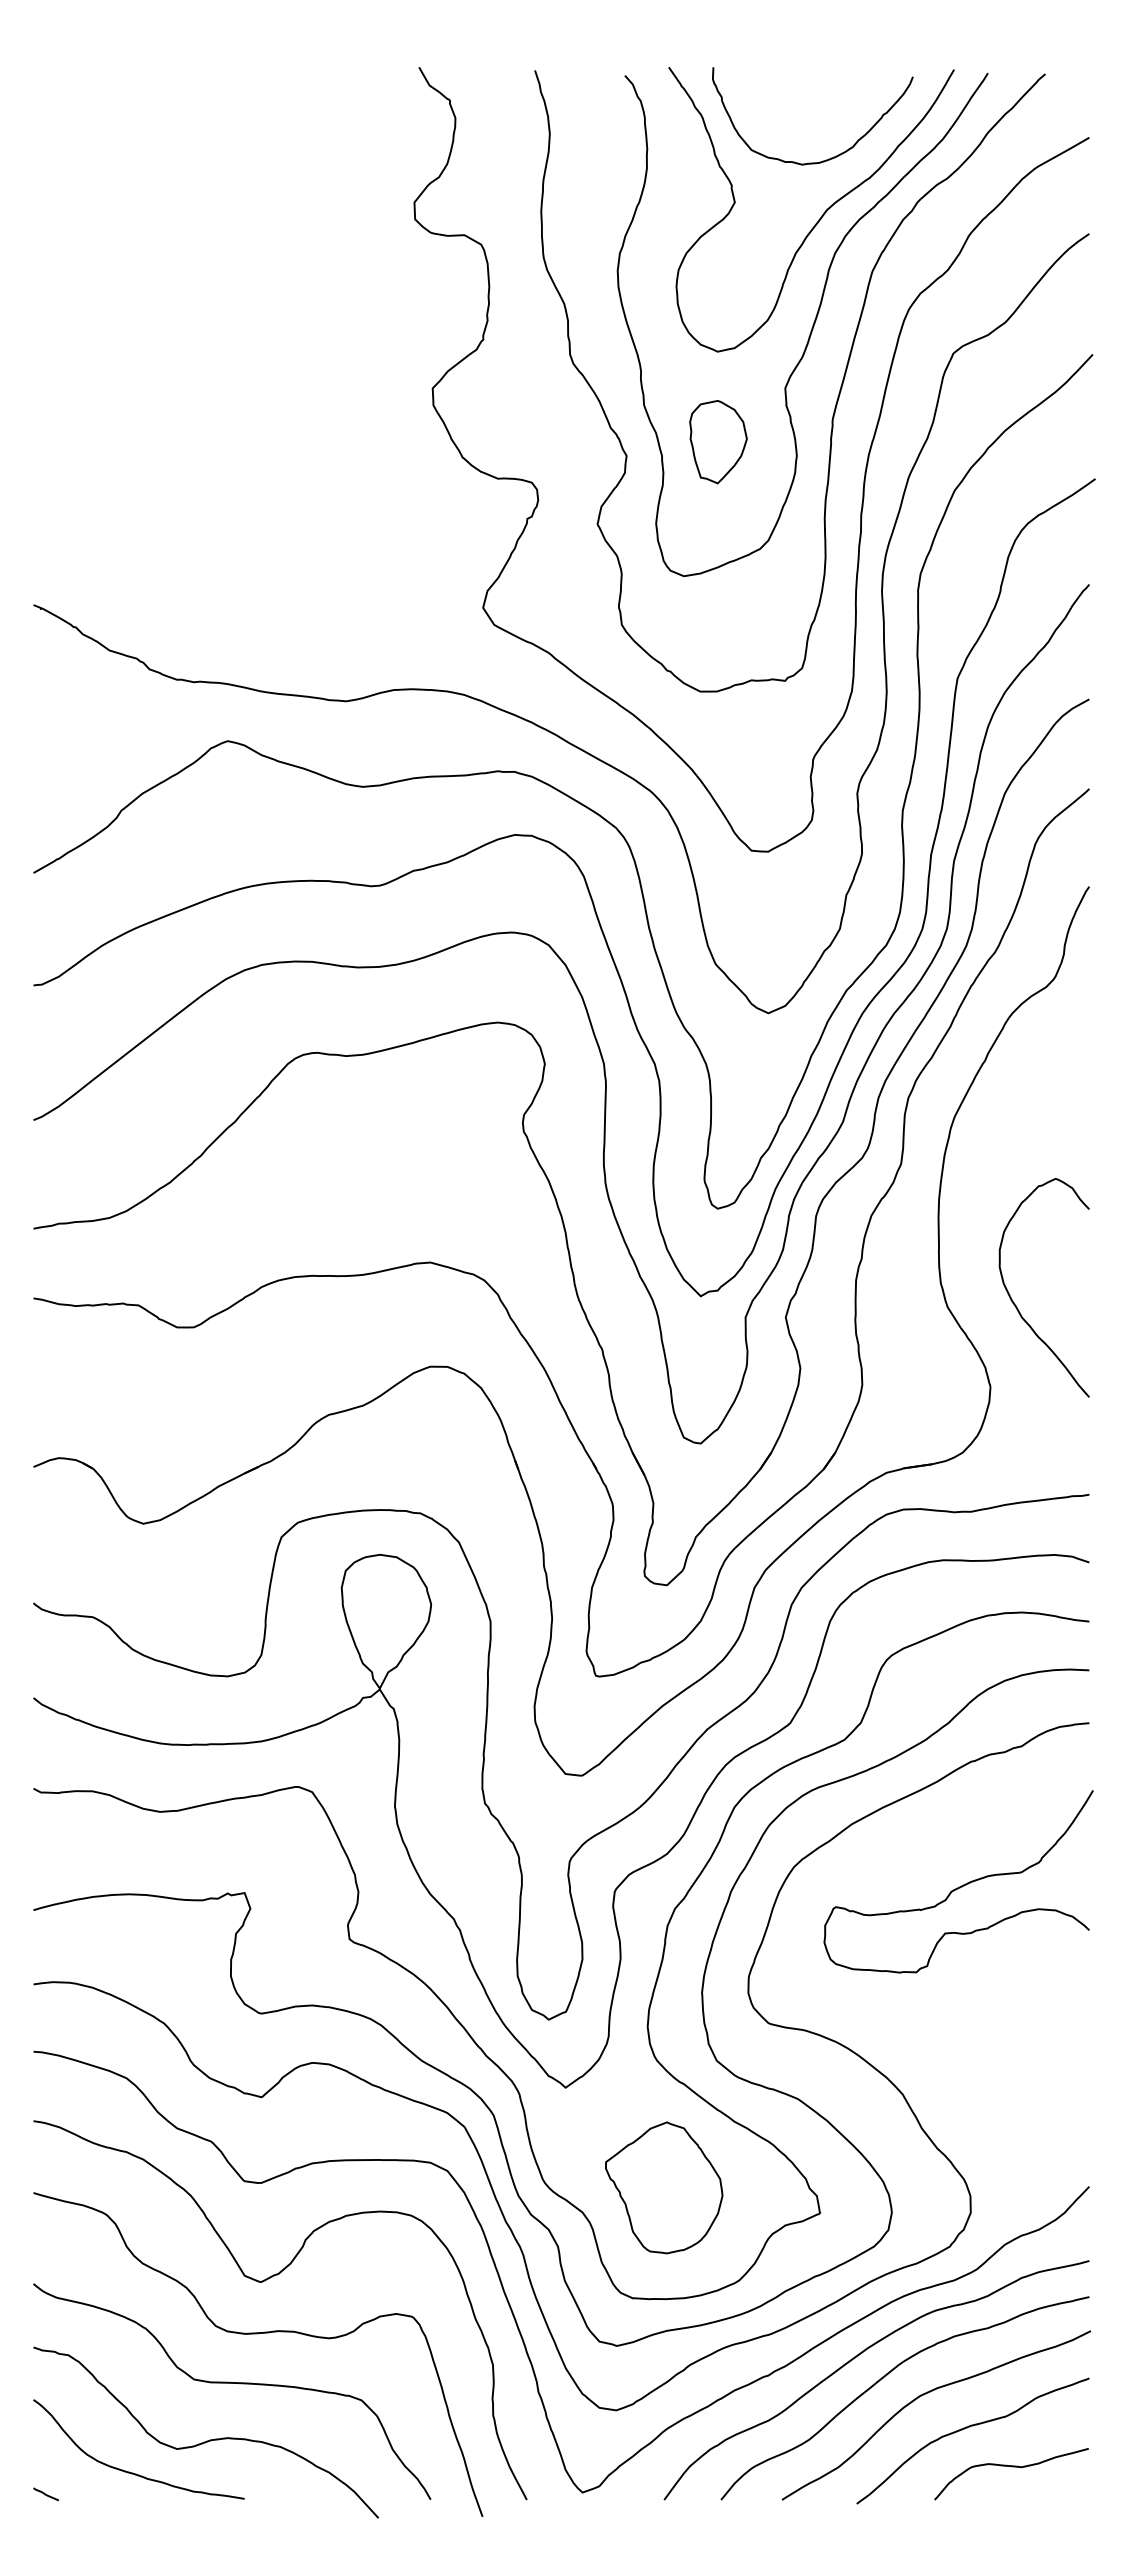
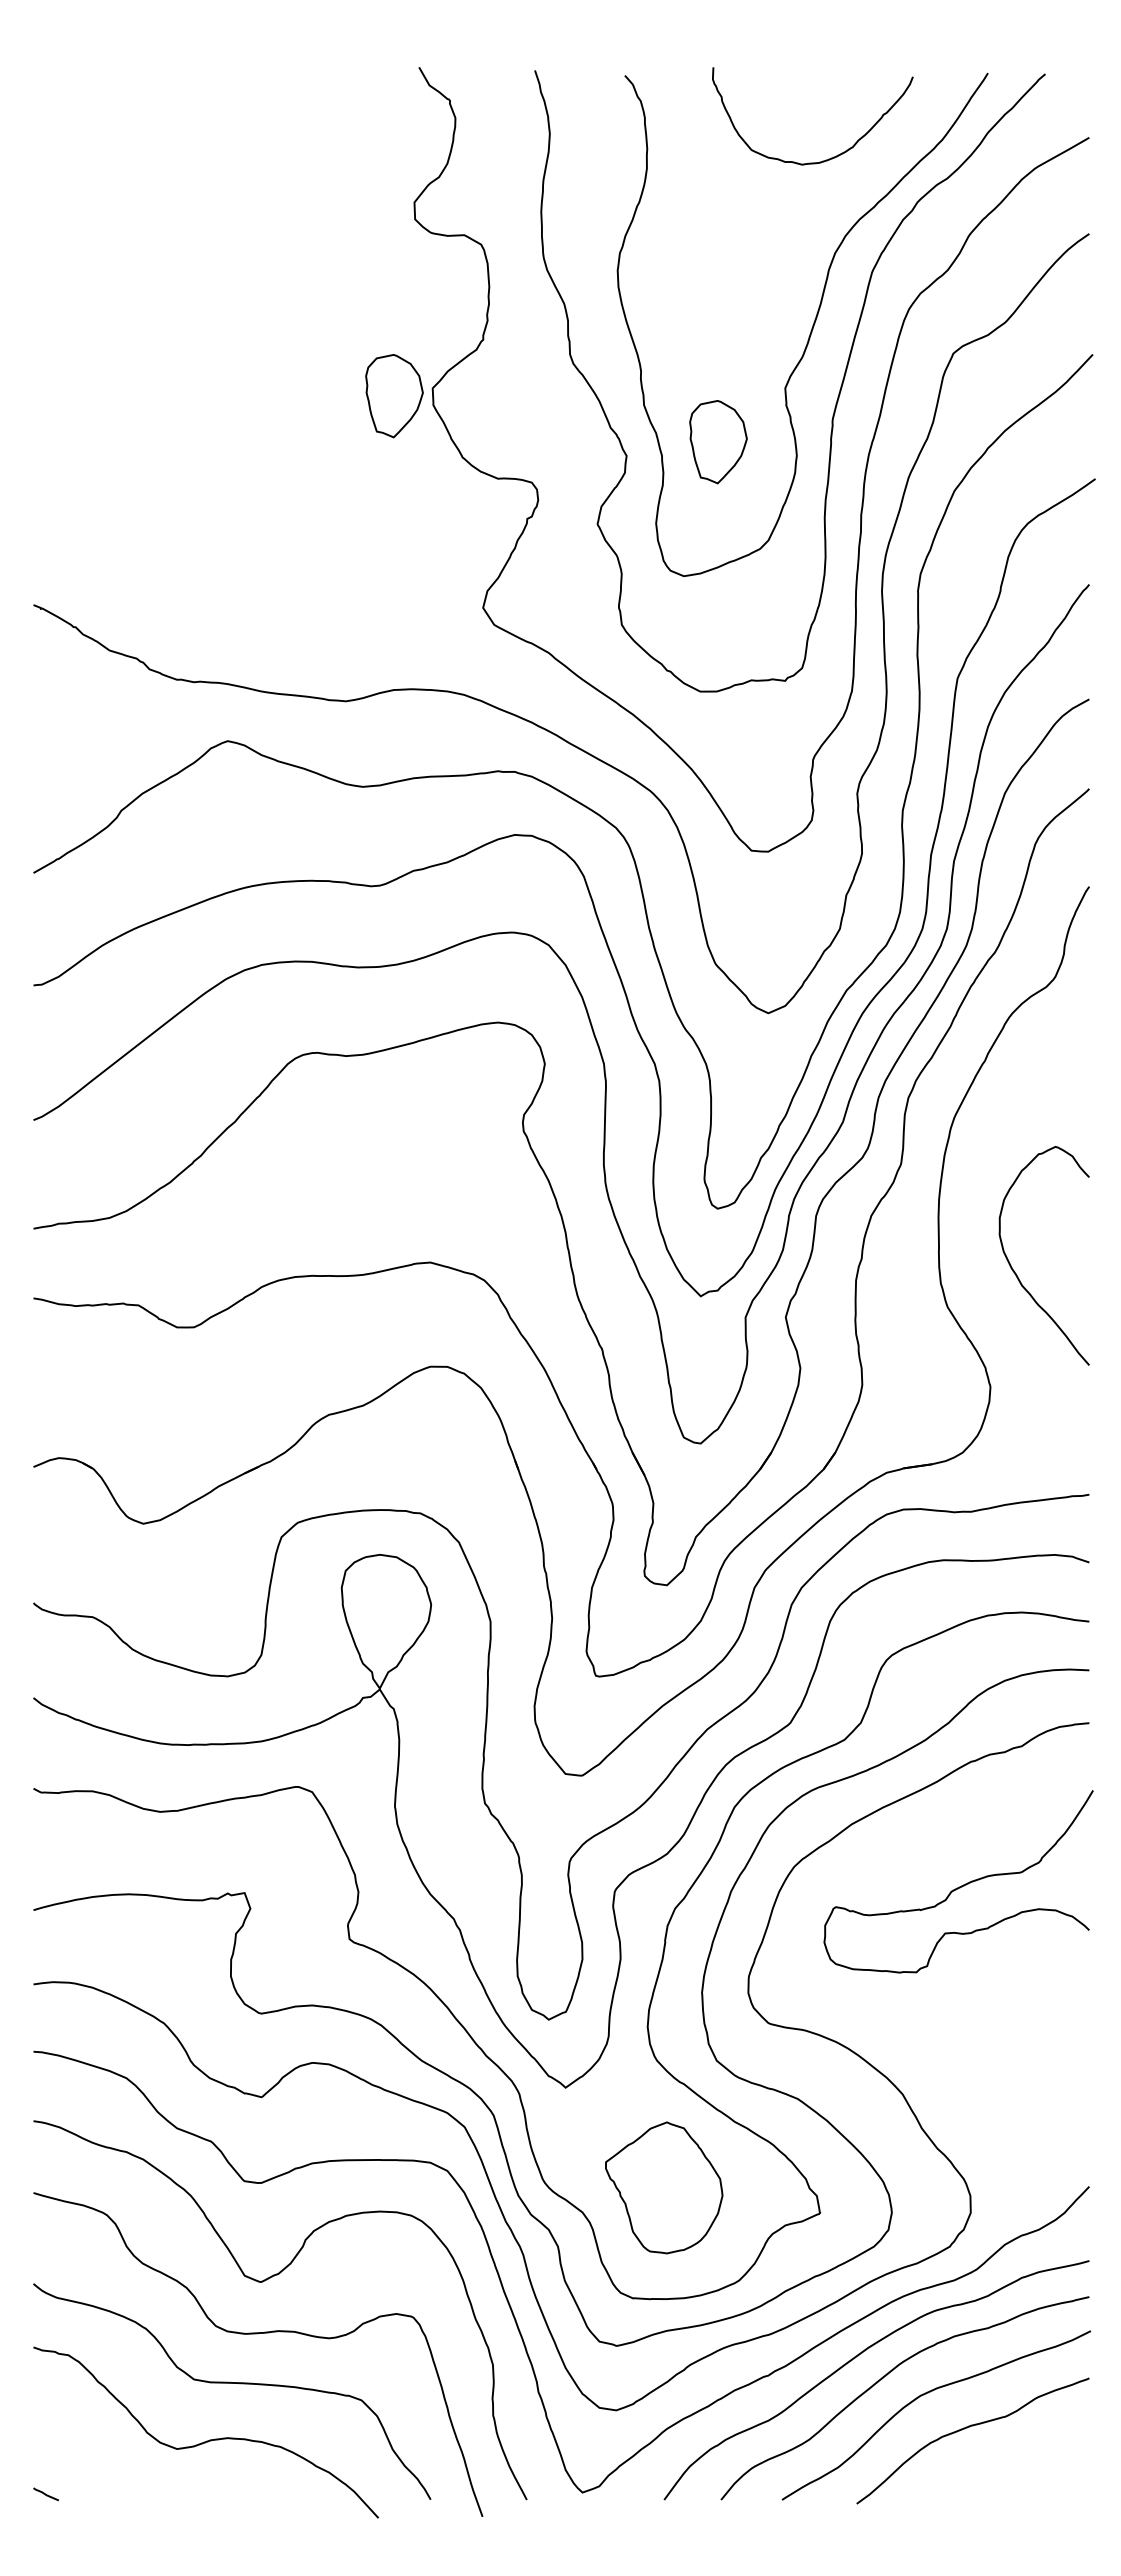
curve: present -> none (821, 215)
part: none -> present (394, 396)
curve position: (1016, 1305) -> (1016, 1273) (1016, 1273)
curve: present -> none (1011, 2467)
curve: present -> none (133, 2472)
